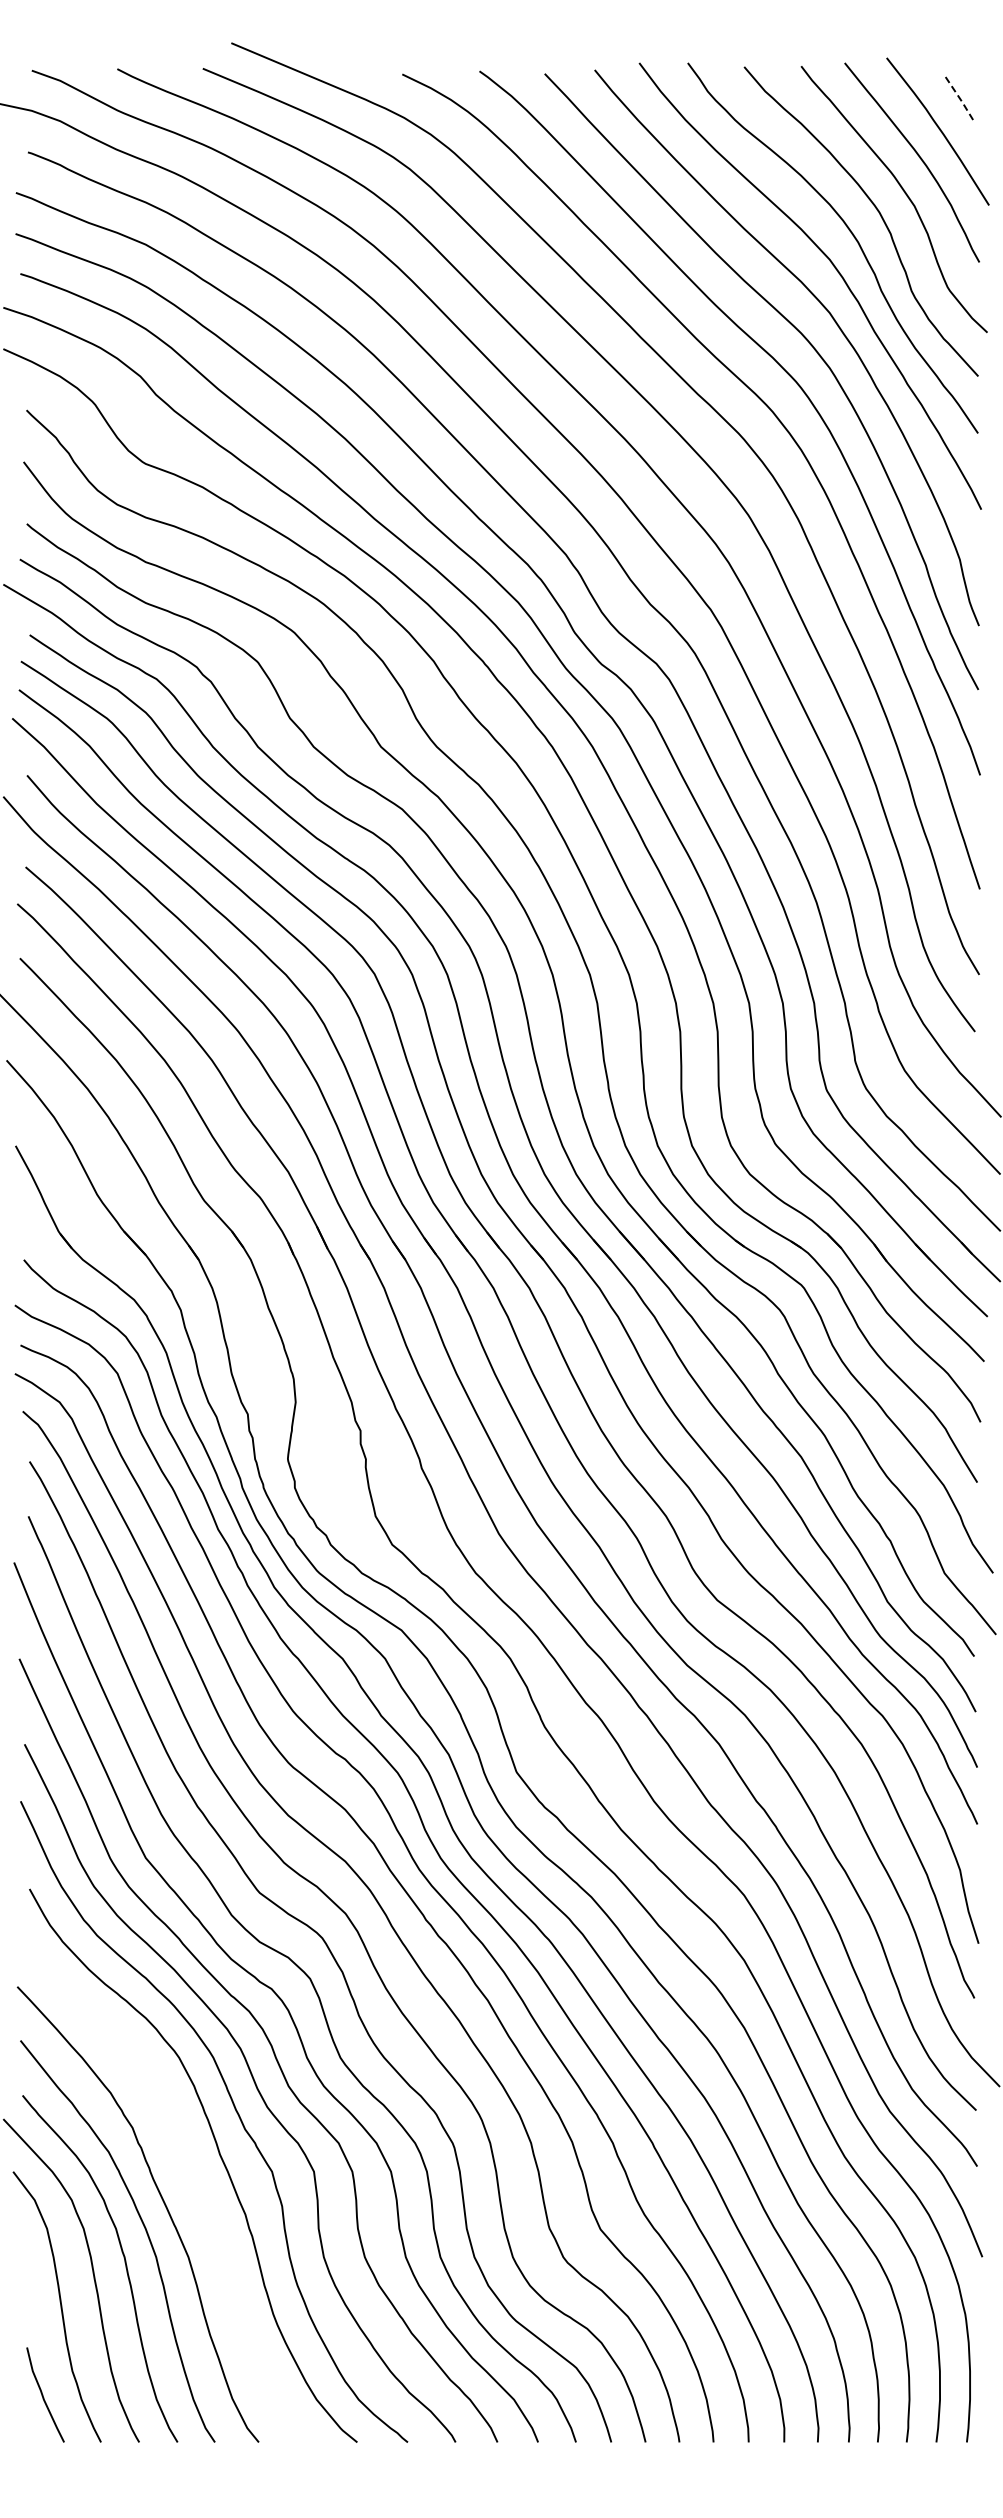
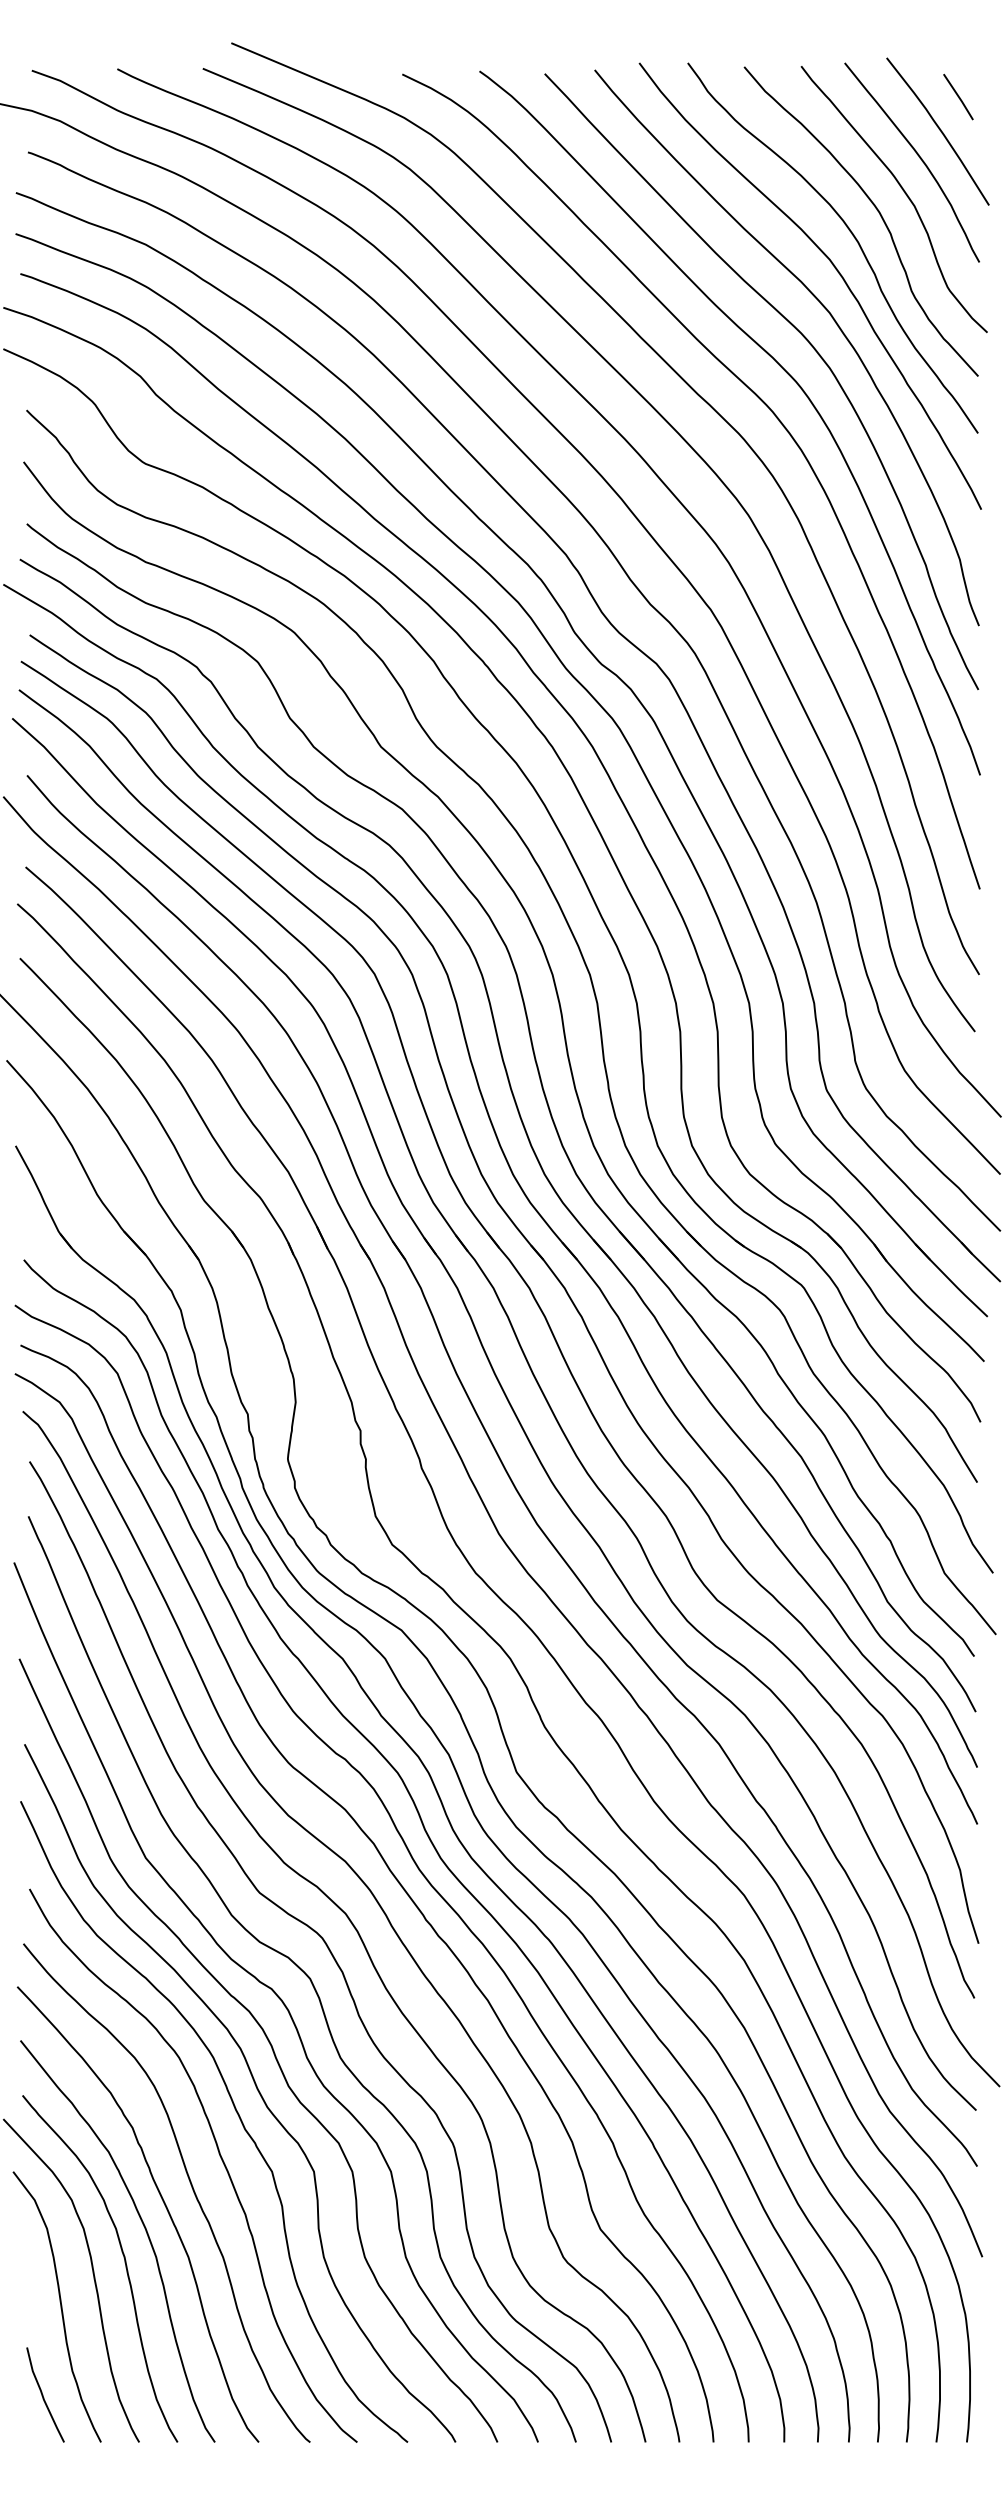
line: dashed -> solid (958, 96)
curve: none -> present (190, 2185)
